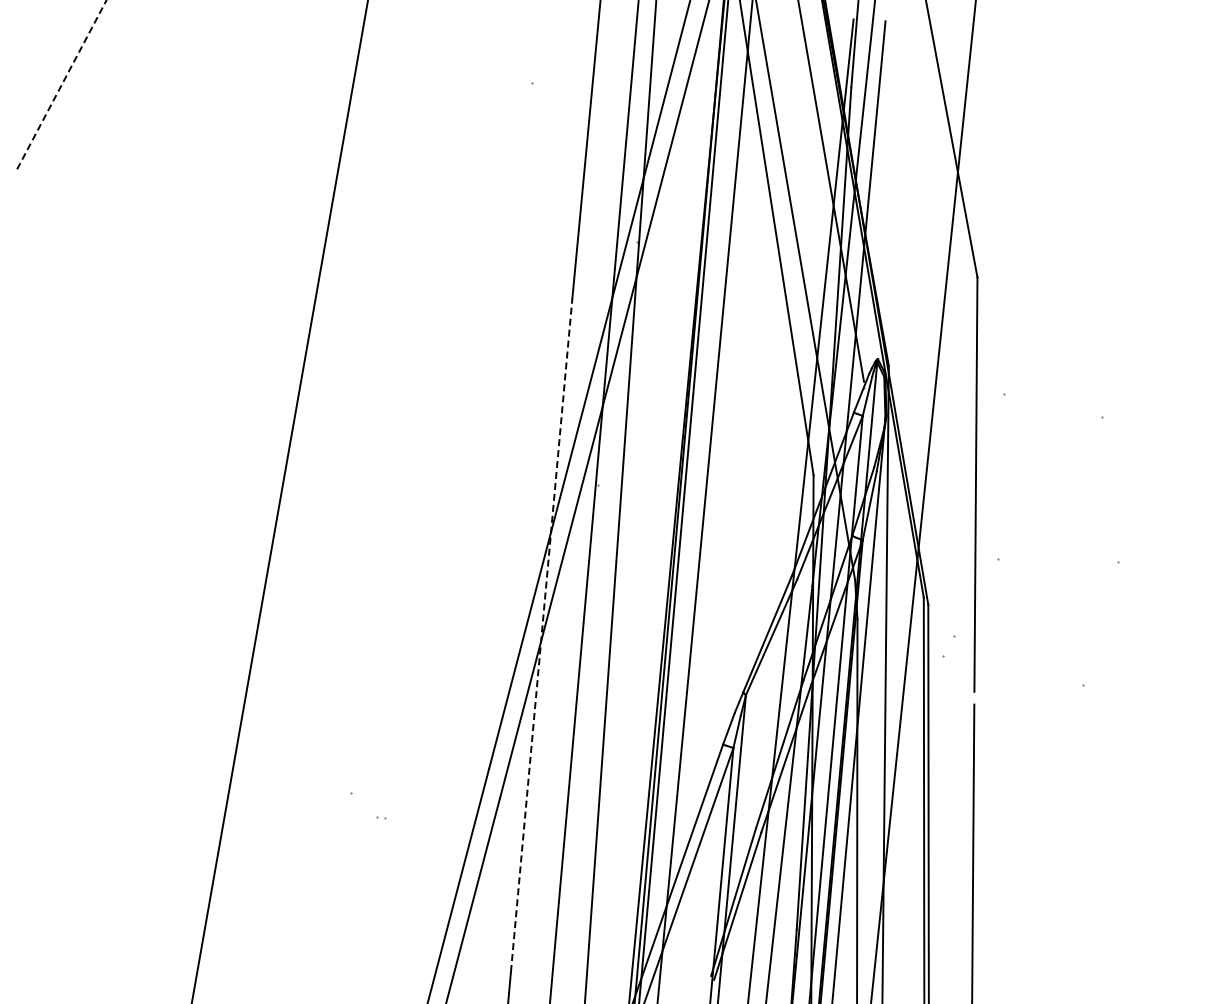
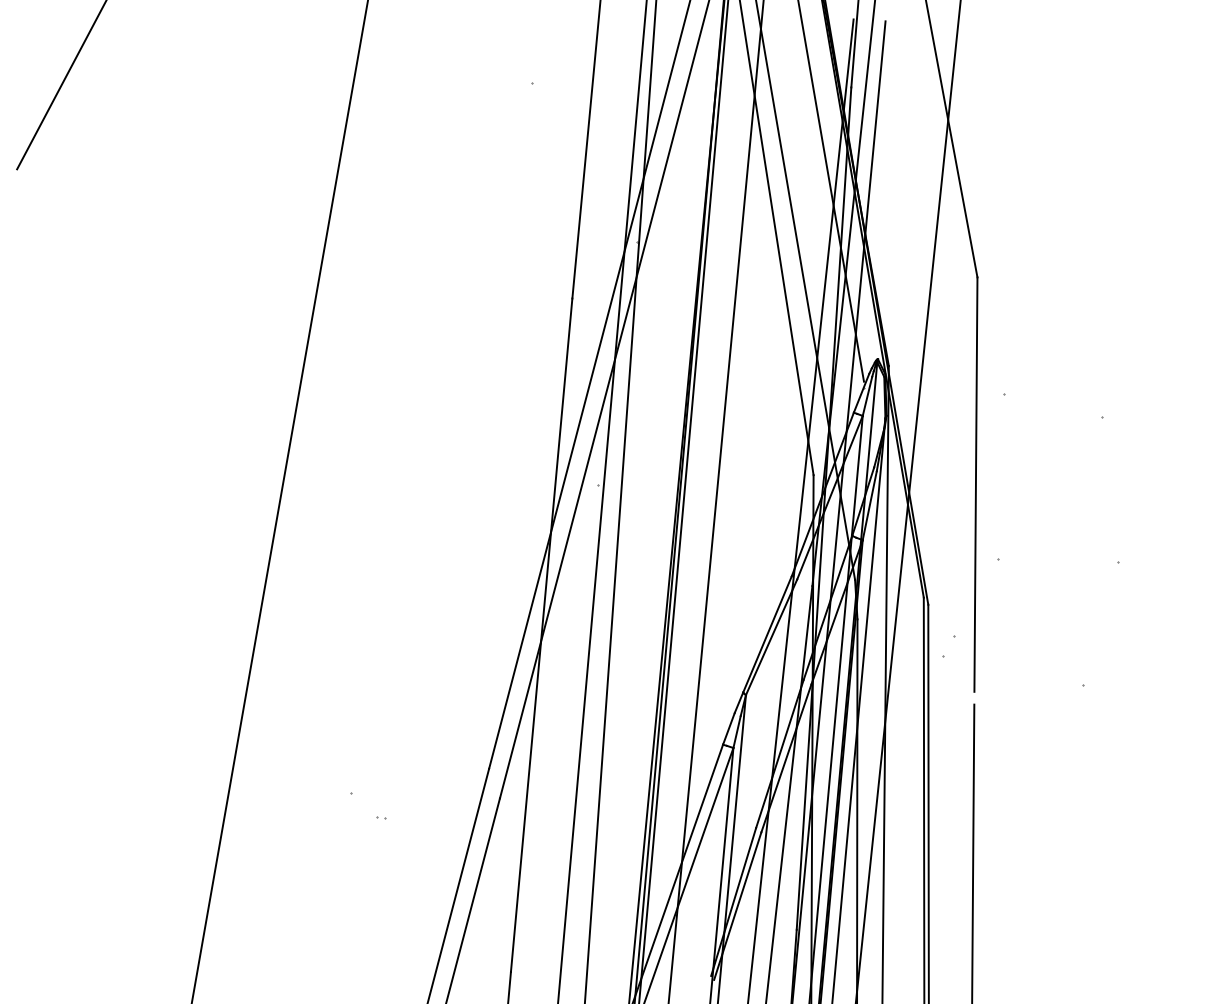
line: dashed -> solid (61, 84)
line position: (594, 501) -> (602, 501) (602, 501)
line position: (704, 501) -> (715, 501) (715, 501)
line position: (923, 501) -> (908, 501) (908, 501)
line: dashed -> solid (541, 634)
